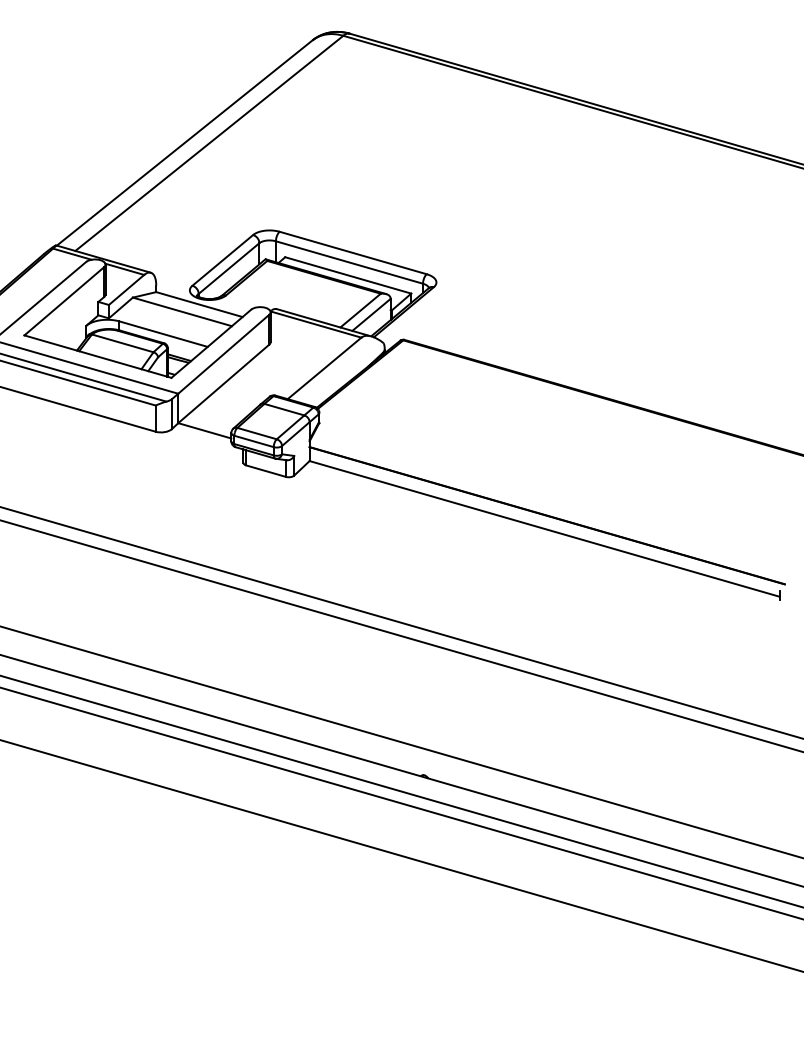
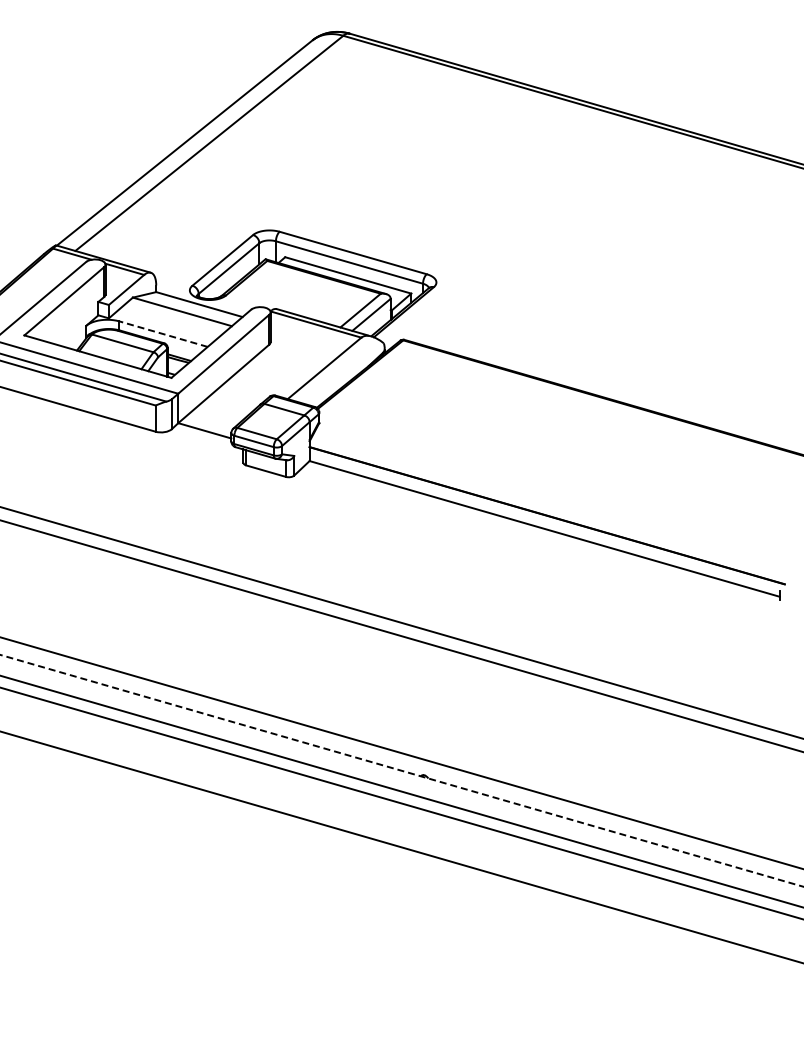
line: solid -> dashed (163, 334)
line position: (401, 742) -> (401, 752) (401, 752)
line: solid -> dashed (401, 770)
line position: (401, 855) -> (401, 847) (401, 847)
